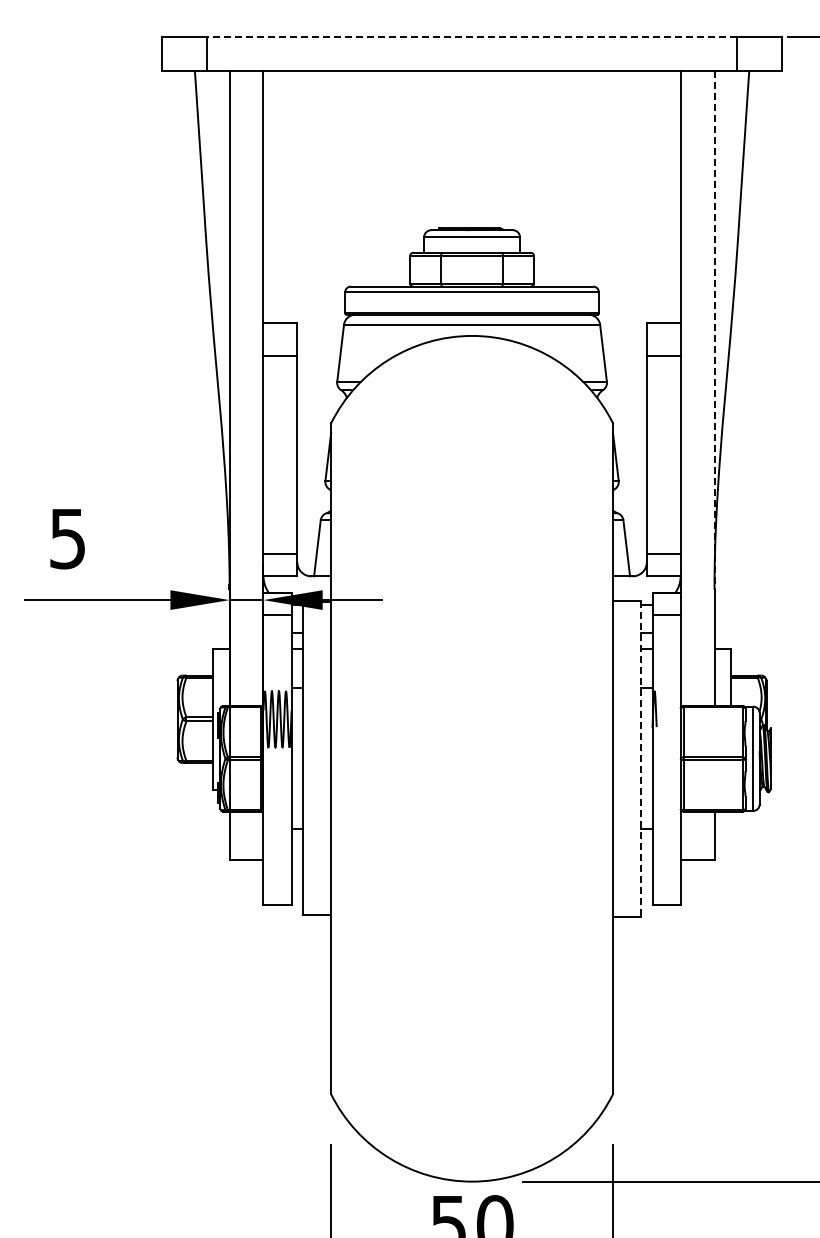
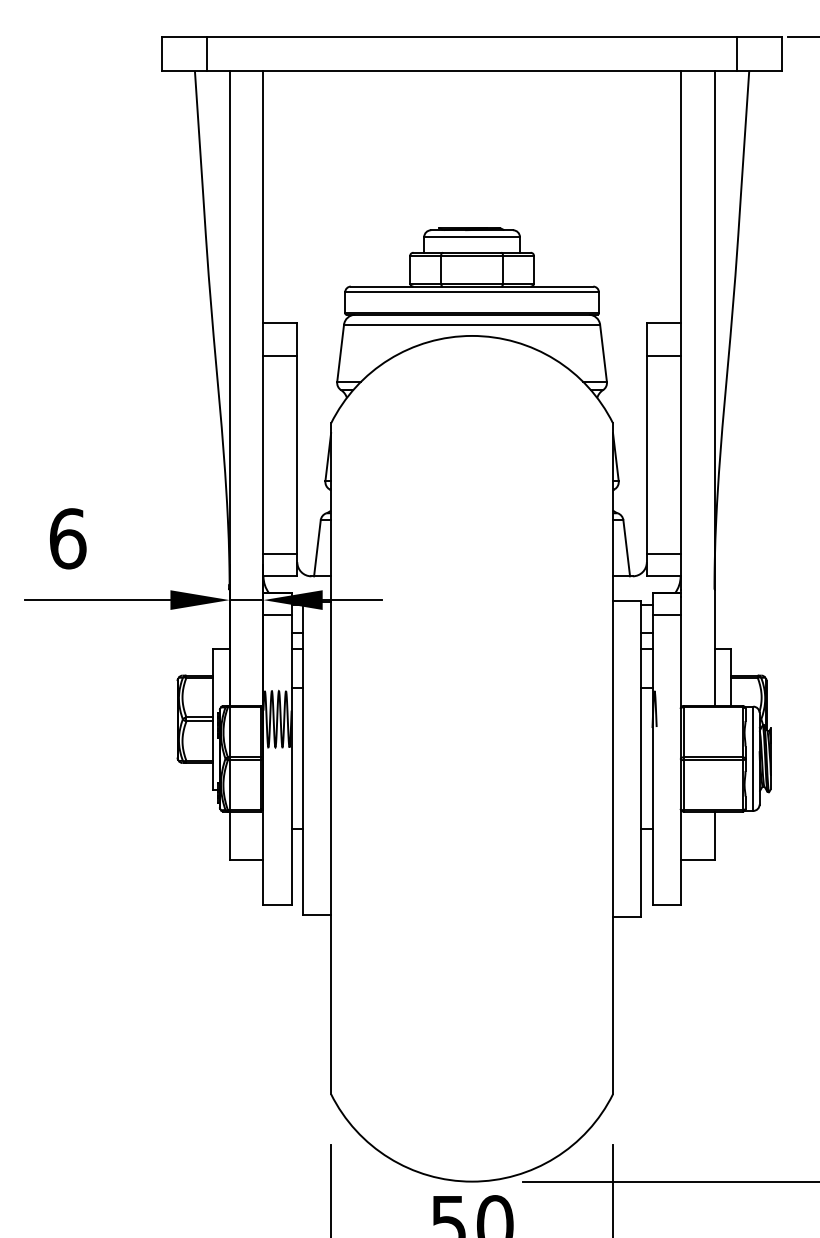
line: dashed -> solid (472, 37)
line: dashed -> solid (714, 330)
text: 5 -> 6 (68, 538)
line: dashed -> solid (641, 758)
